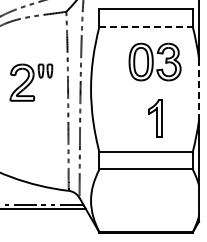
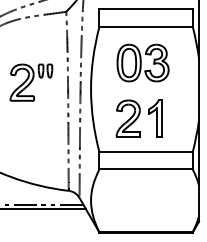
line: dashed -> solid (146, 26)
part position: (154, 61) -> (142, 62) (142, 62)
line: dashed -> solid (199, 89)
part: none -> present (127, 118)
